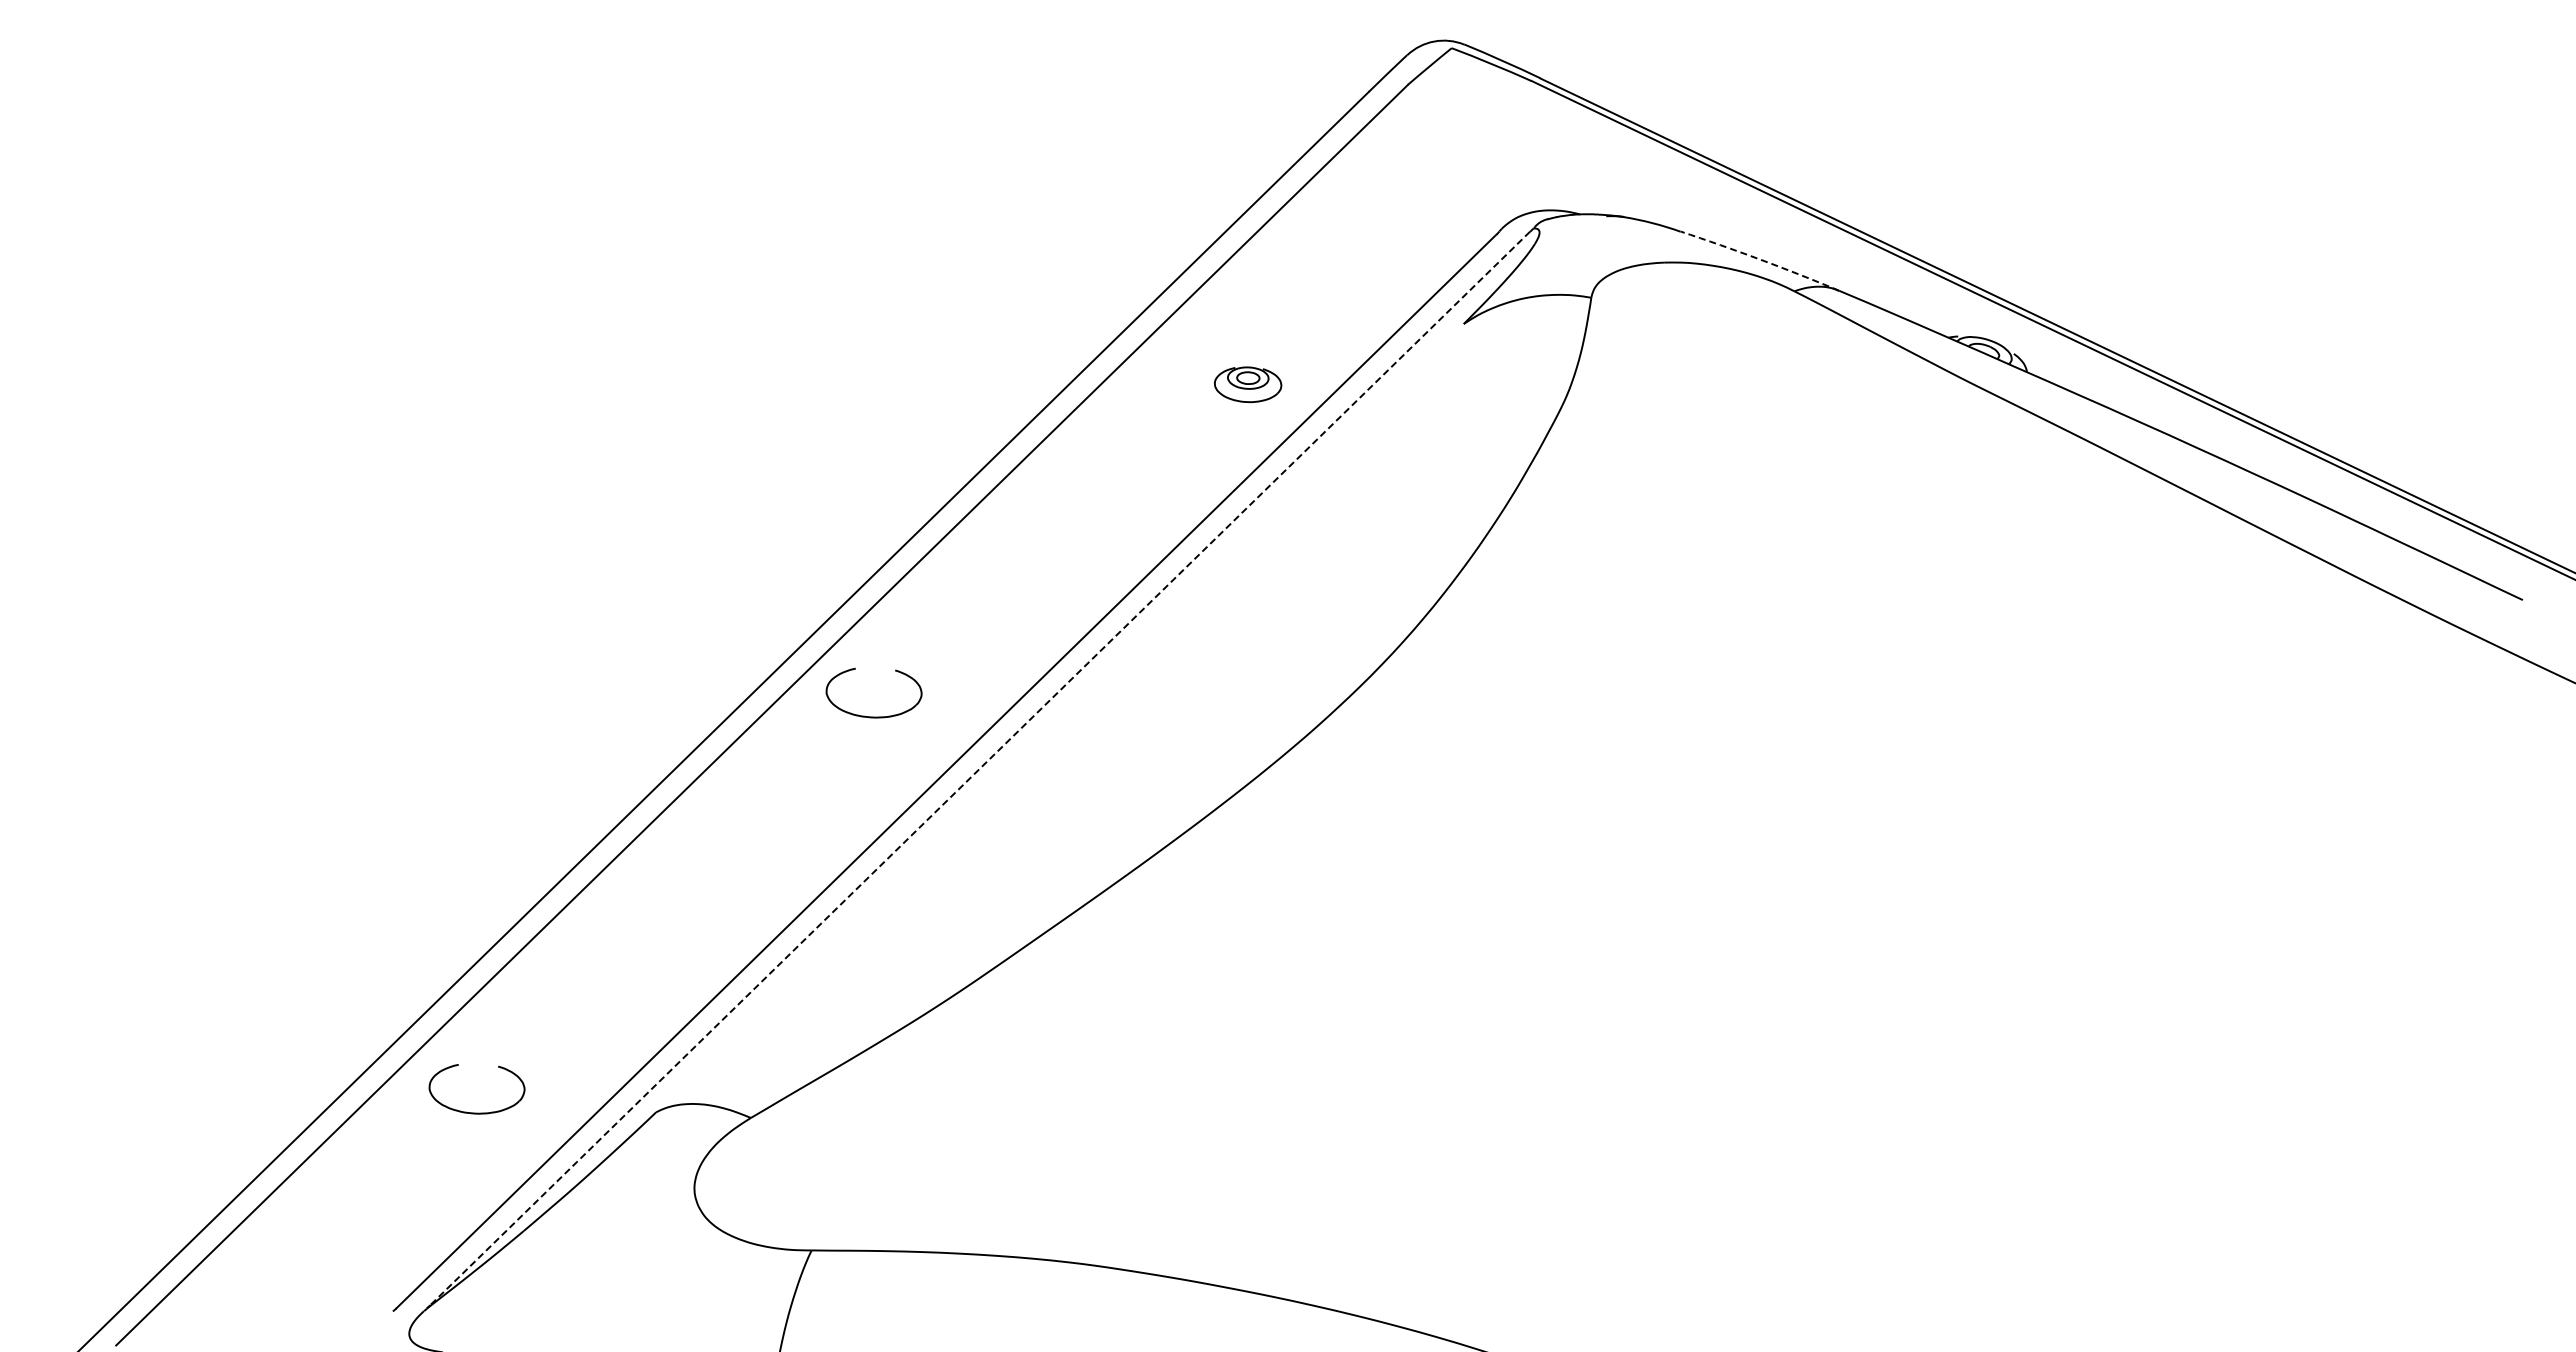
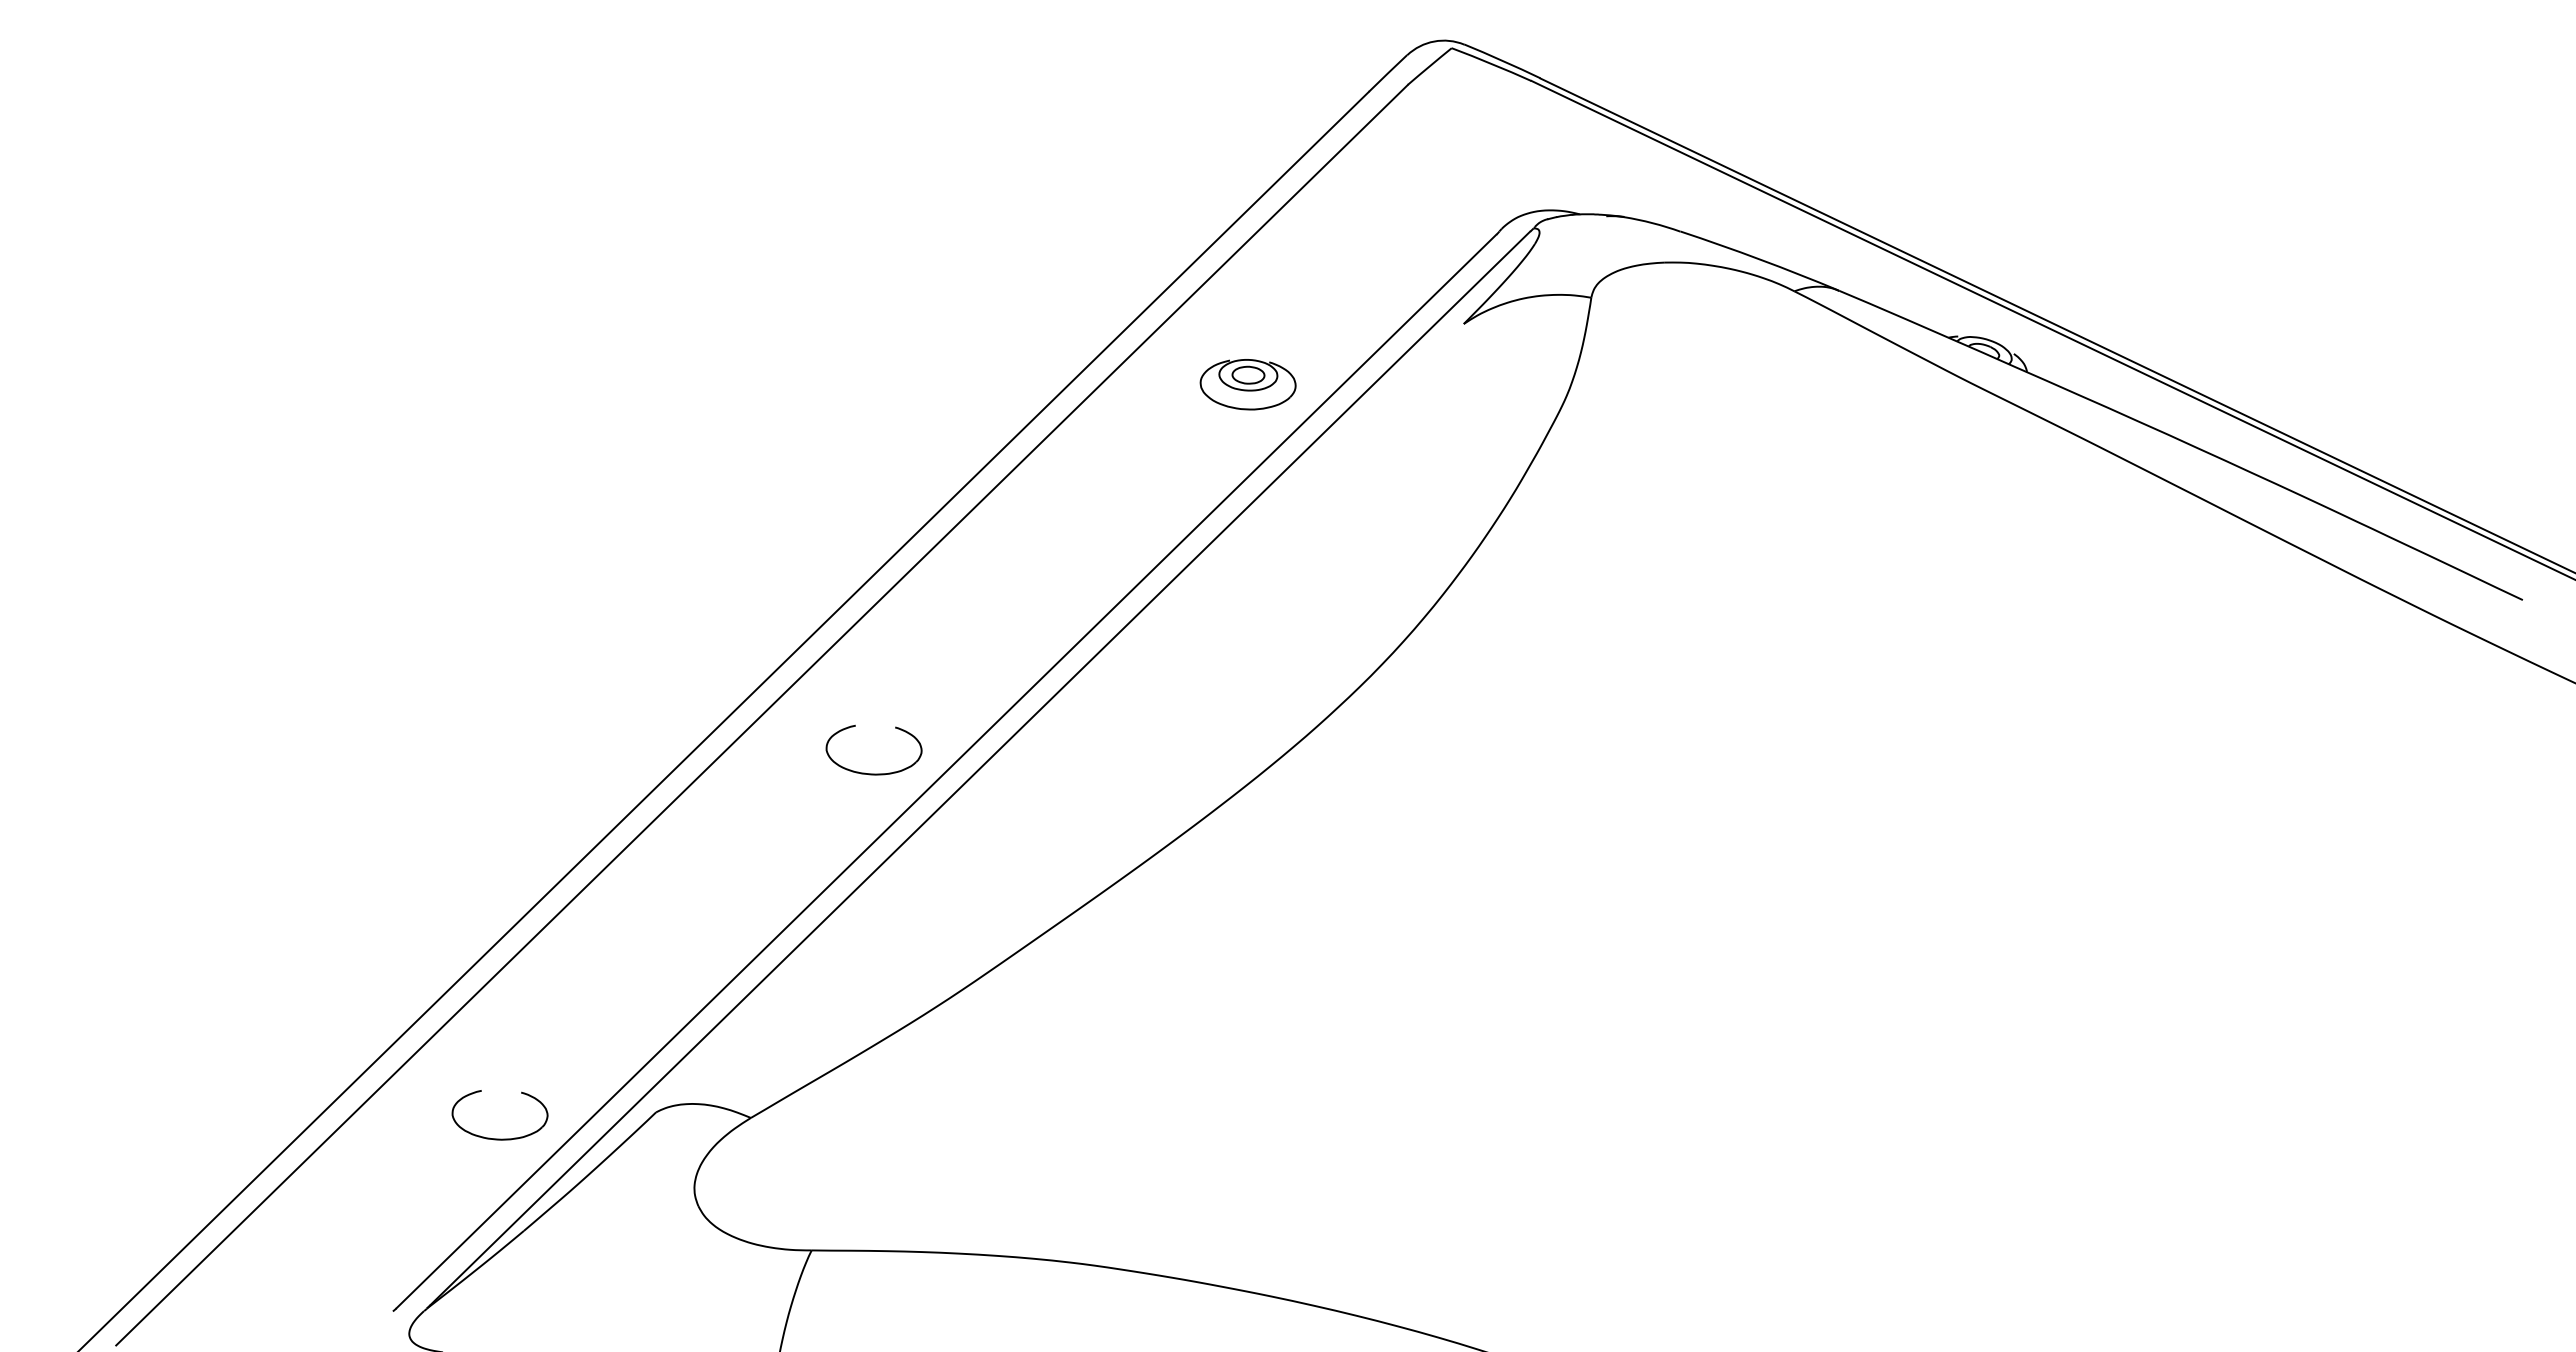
arc: dashed -> solid (1760, 259)
part size: 69x38 px -> 98x52 px (1247, 384)
part position: (873, 716) -> (873, 773) (873, 773)
line: dashed -> solid (979, 768)
part position: (476, 1112) -> (499, 1138) (499, 1138)
